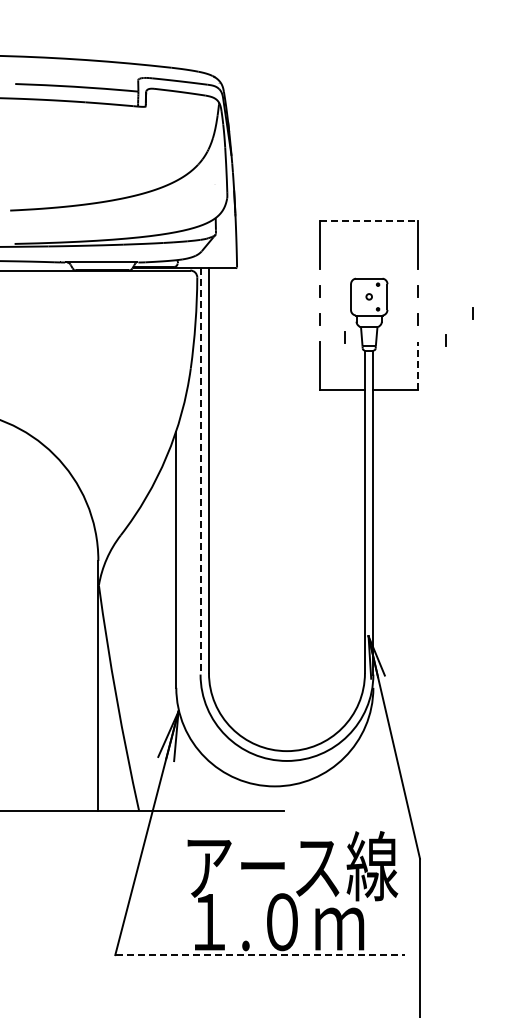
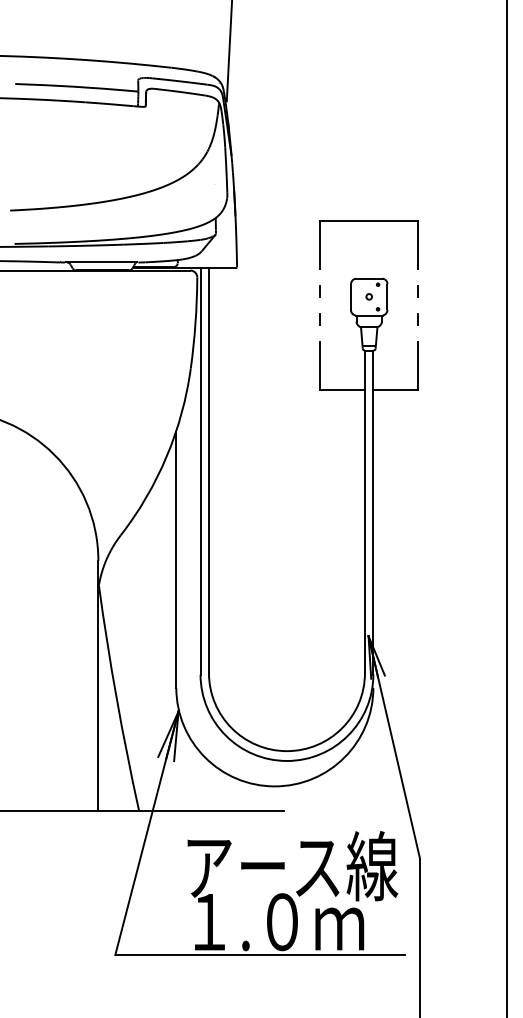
line: none -> present (229, 51)
line: dashed -> solid (369, 221)
line: present -> none (472, 313)
line: present -> none (344, 337)
line: present -> none (445, 340)
line: dashed -> solid (418, 365)
line: dashed -> solid (200, 471)
line: none -> present (507, 508)
line: dashed -> solid (260, 955)
